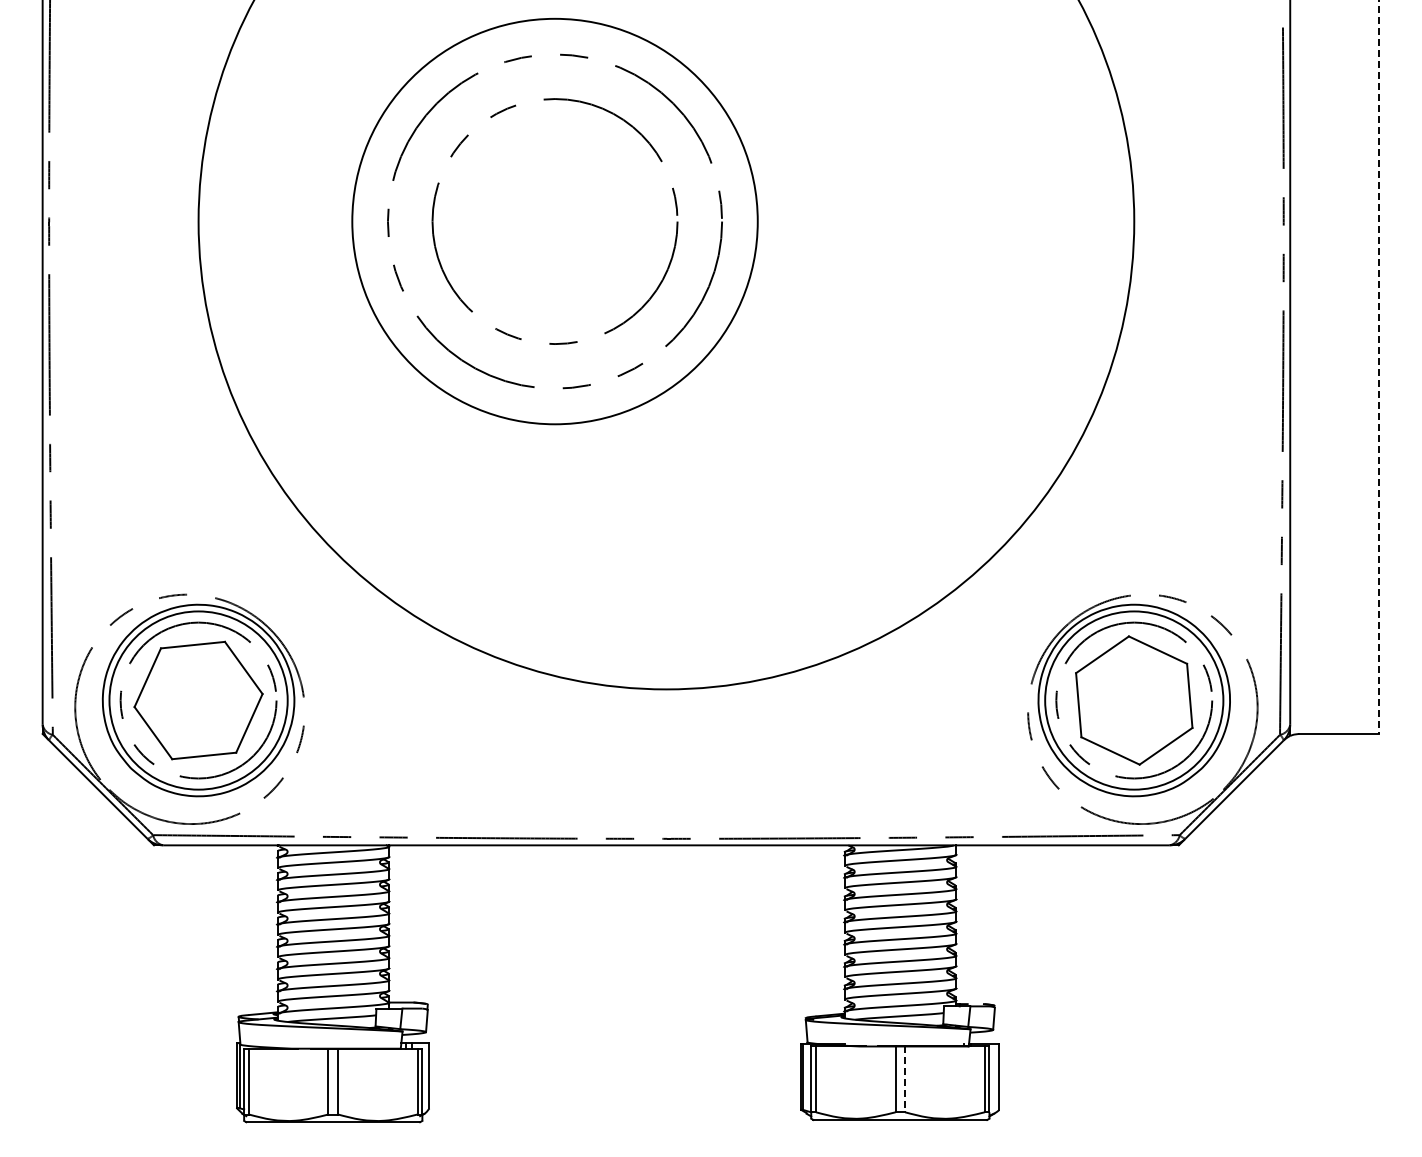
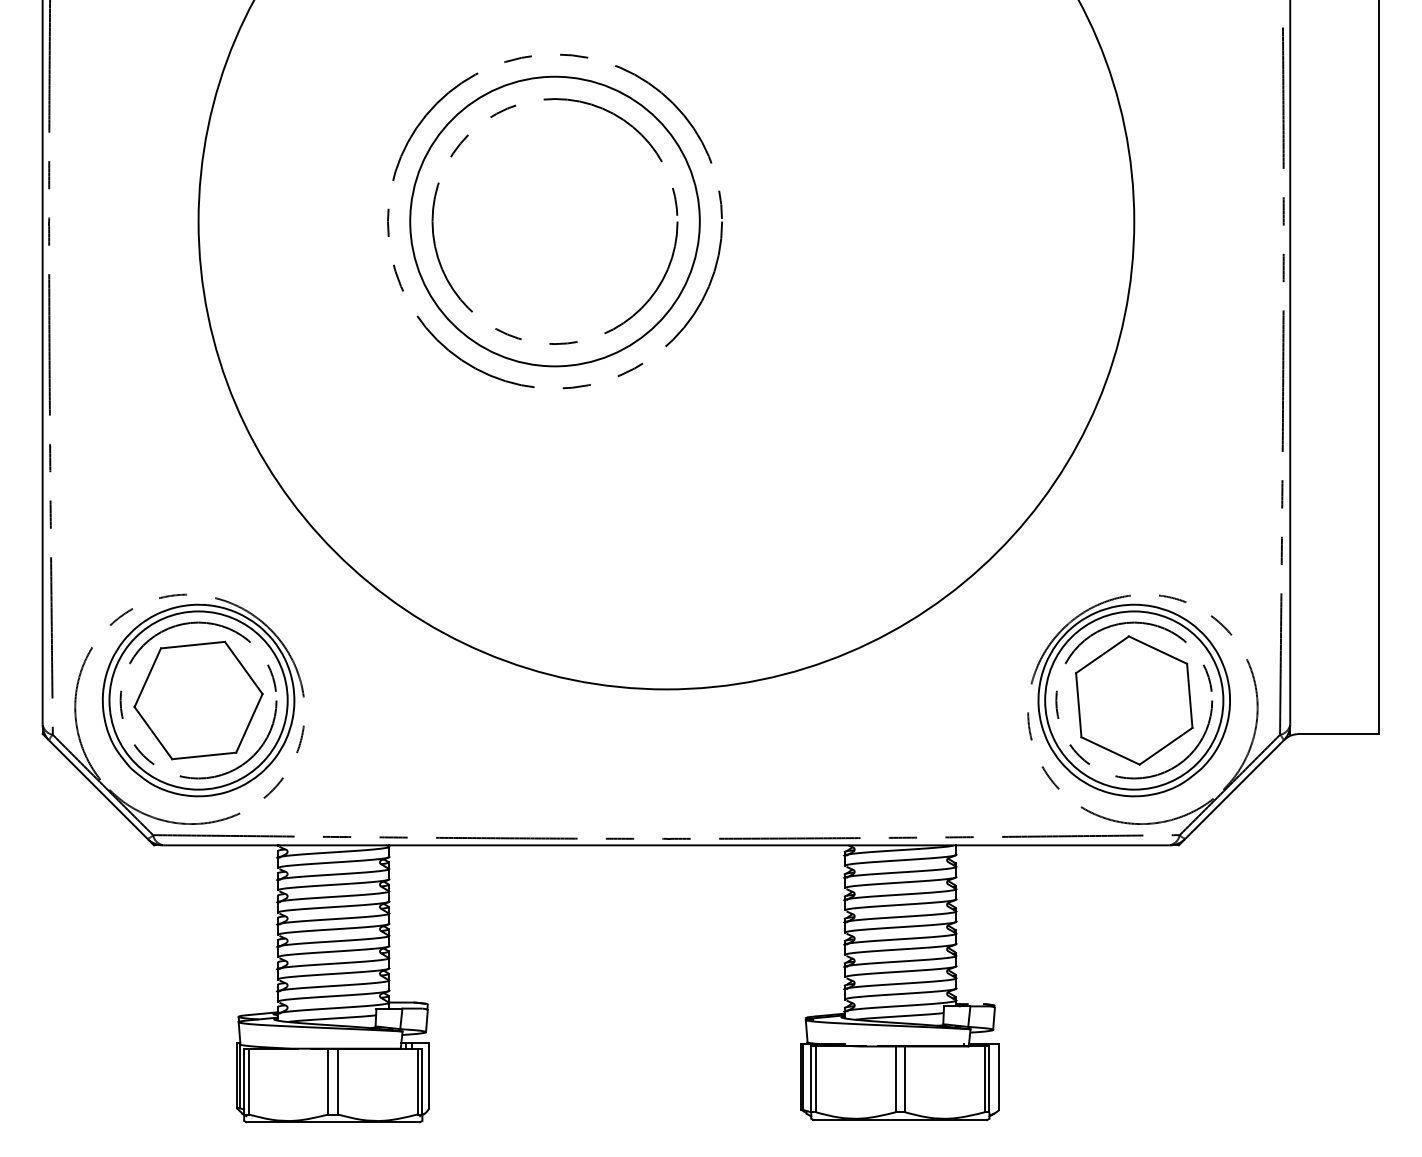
circle diameter: 405 px -> 290 px (554, 221)
line: dashed -> solid (1379, 367)
line: dashed -> solid (905, 1079)
